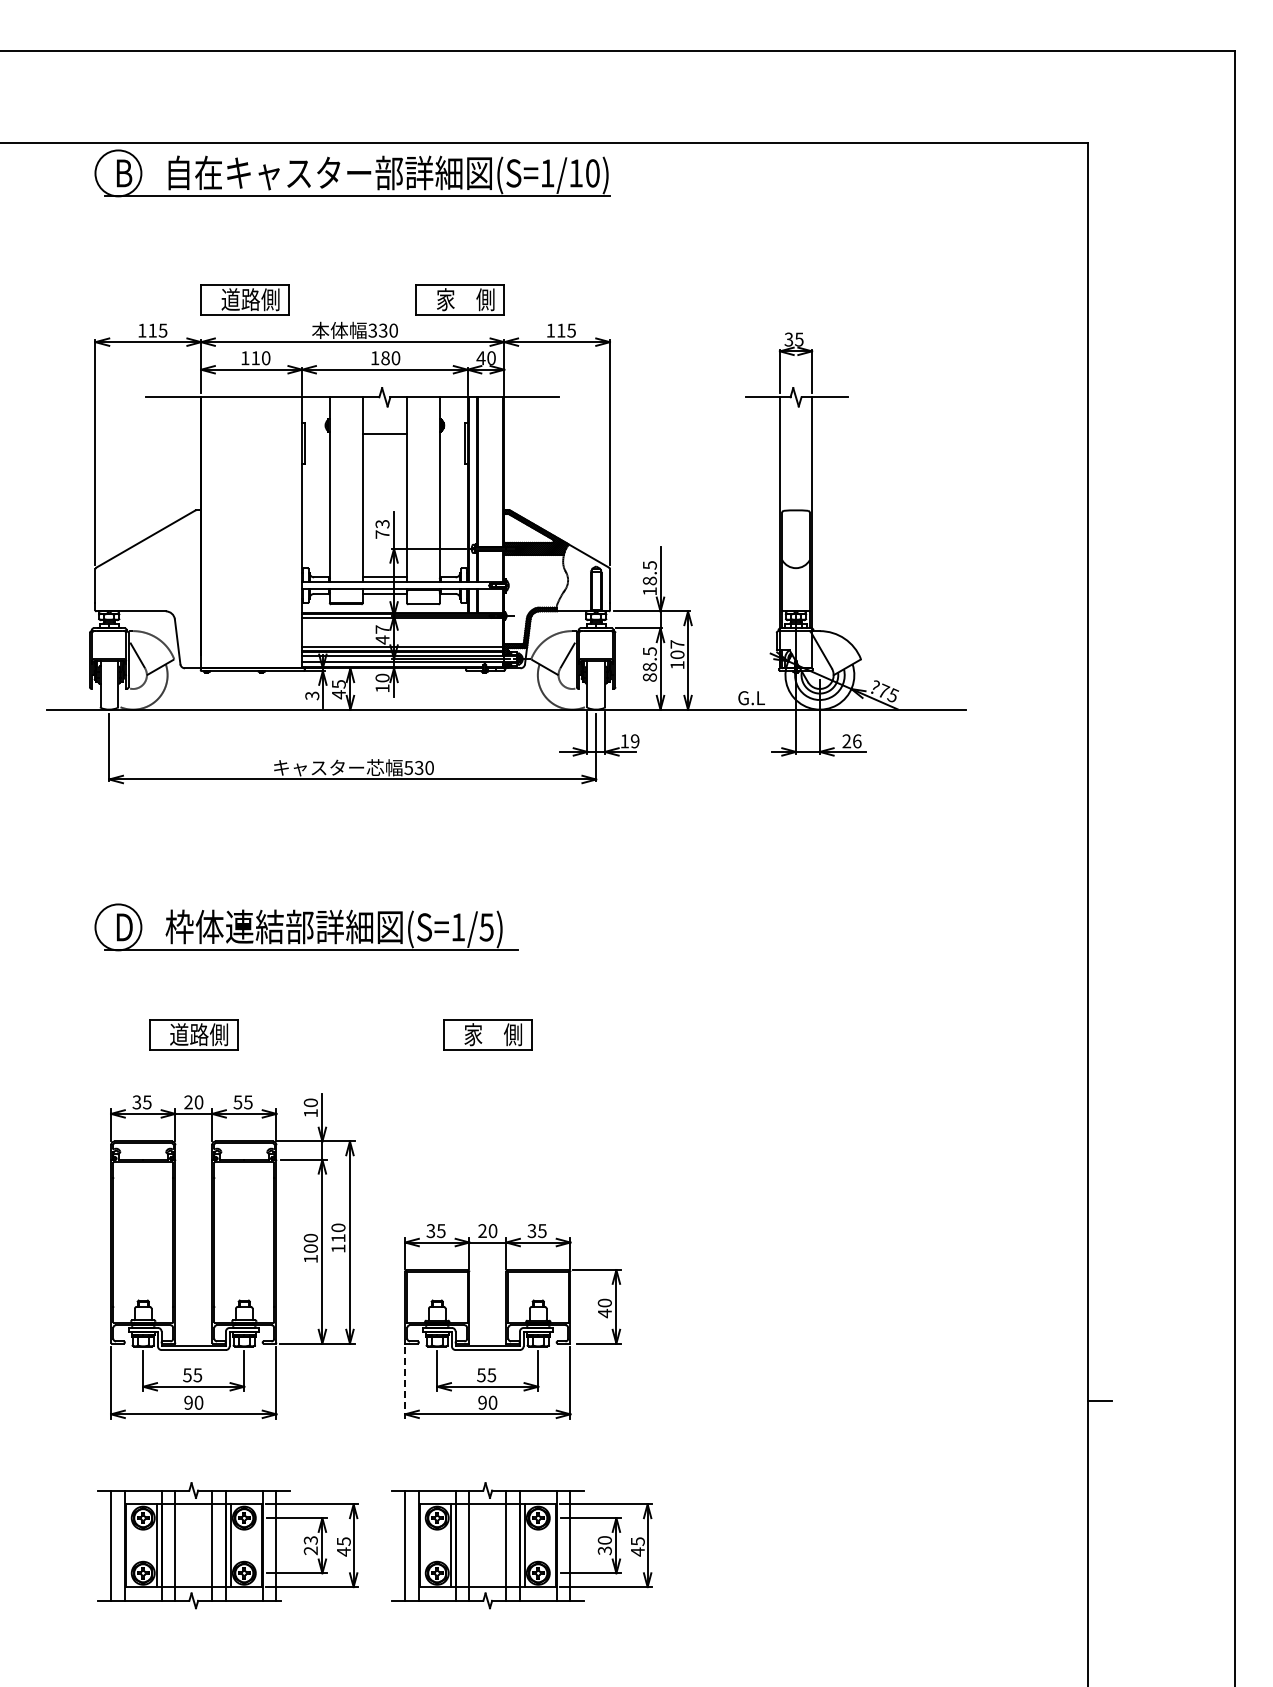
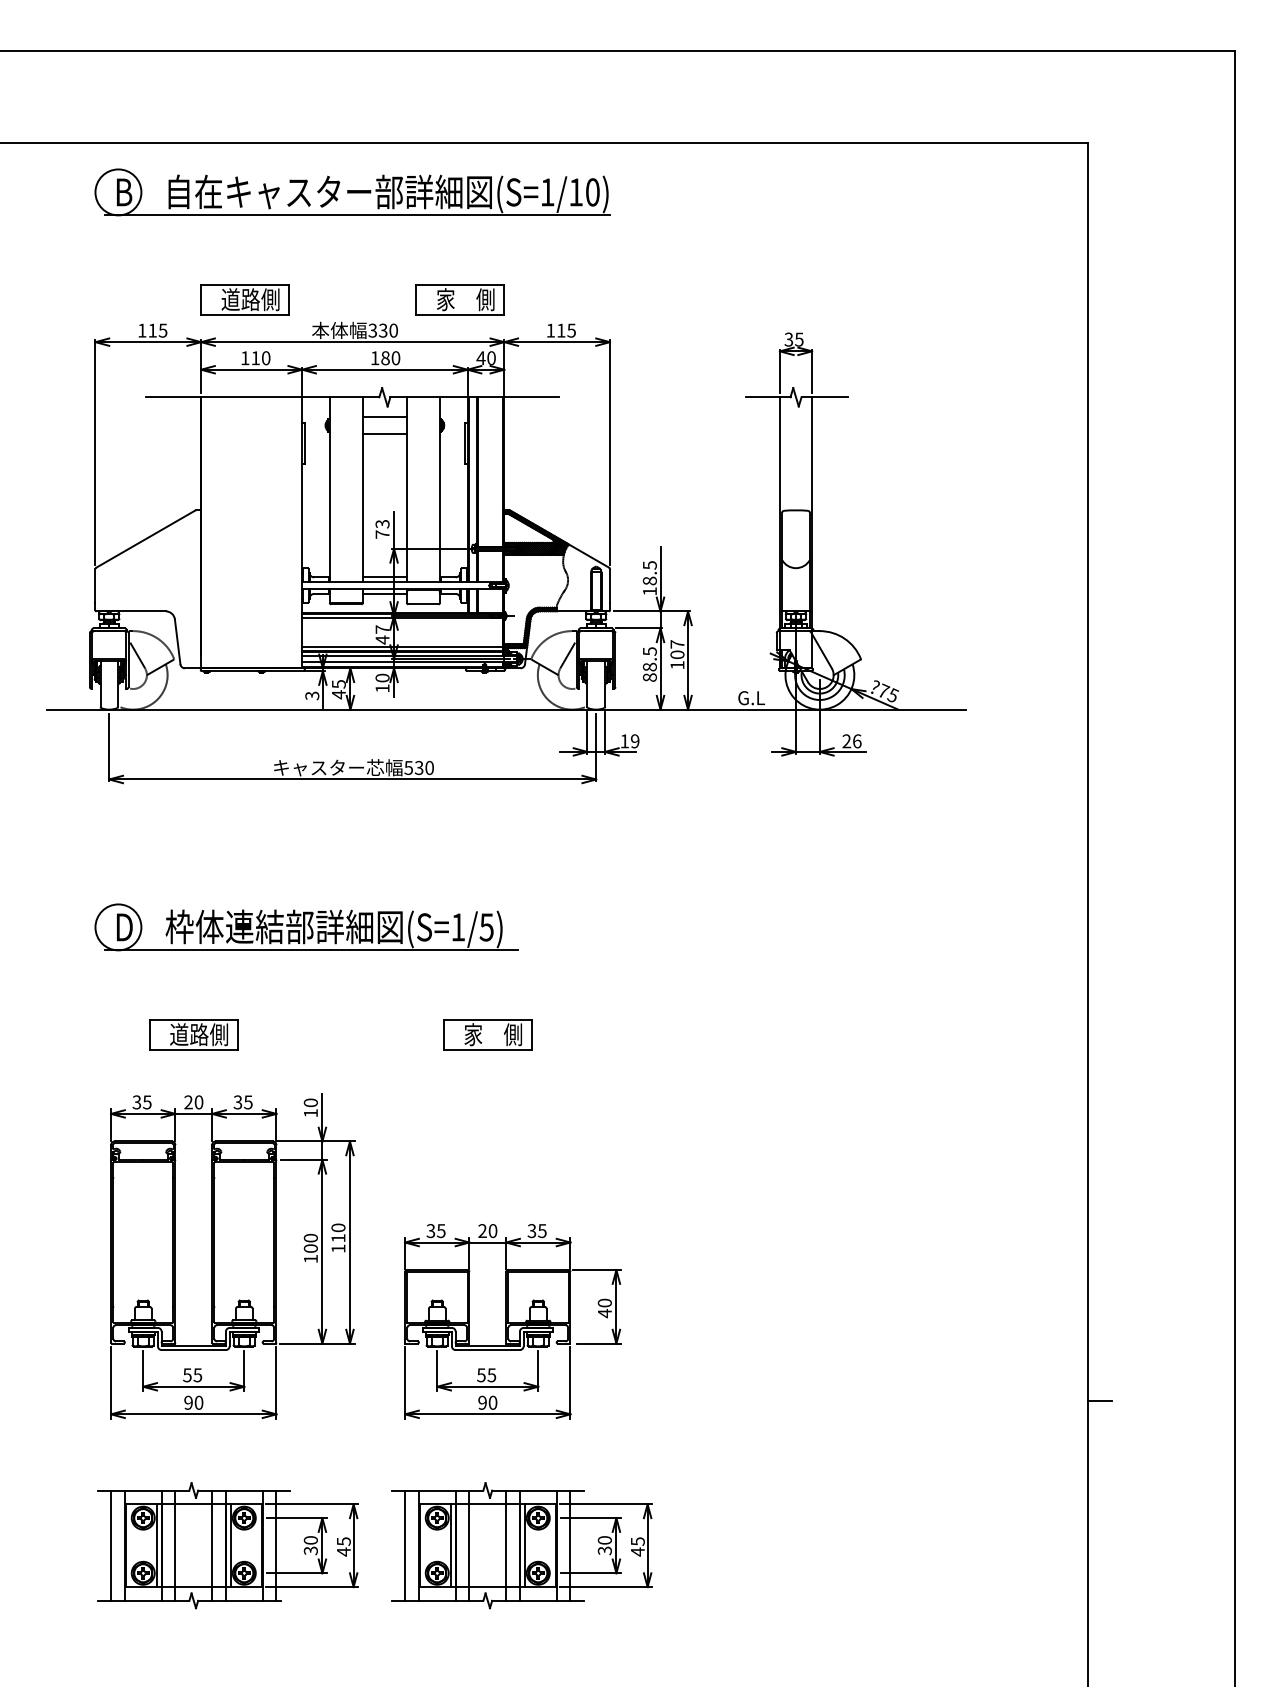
part position: (352, 173) -> (352, 192) (352, 192)
line: none -> present (384, 417)
text: 55 -> 35 (238, 1101)
line: dashed -> solid (405, 1383)
text: 23 -> 30 (310, 1545)
